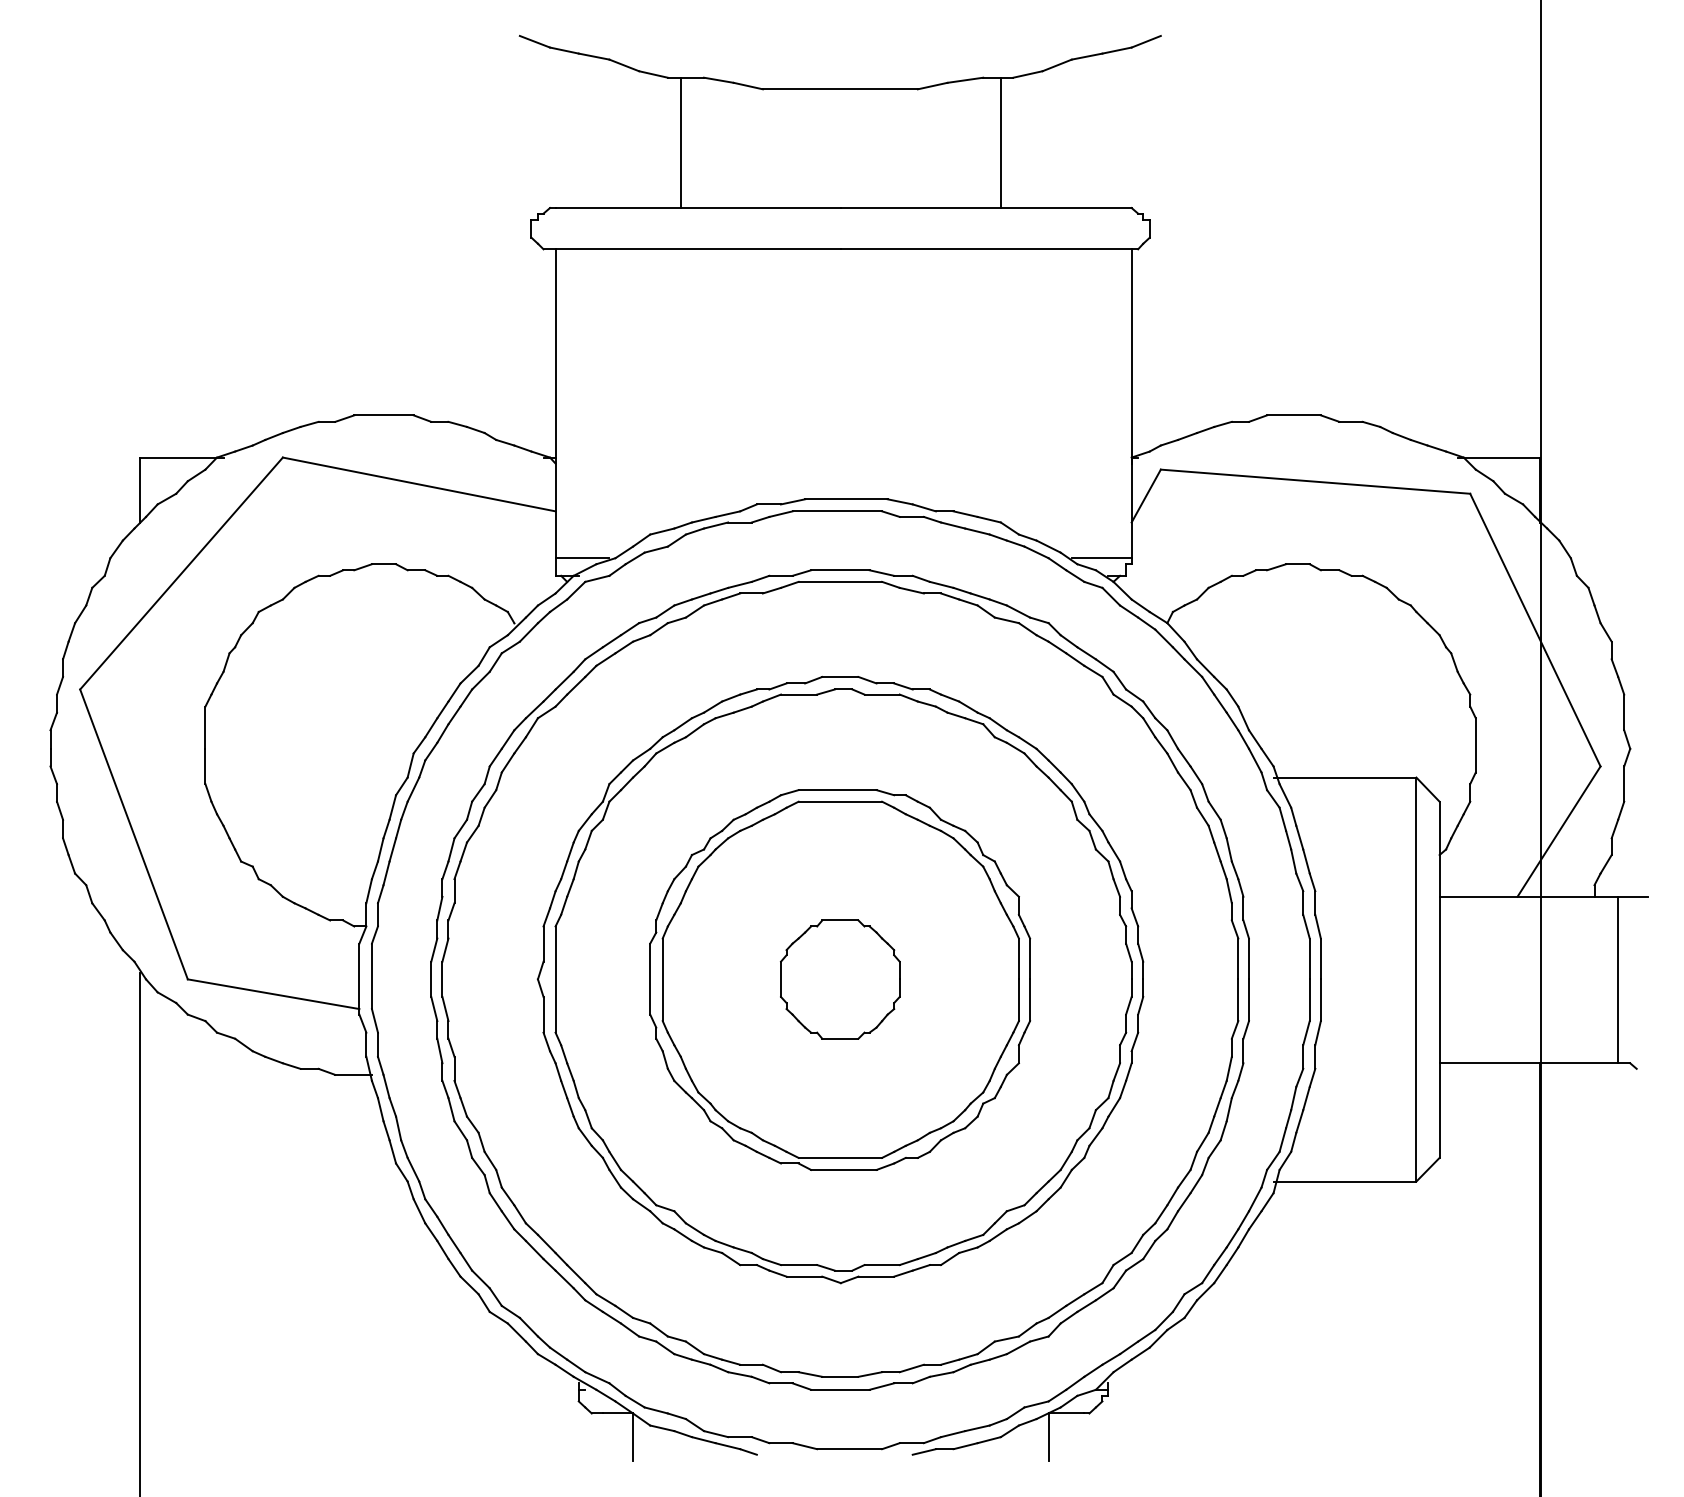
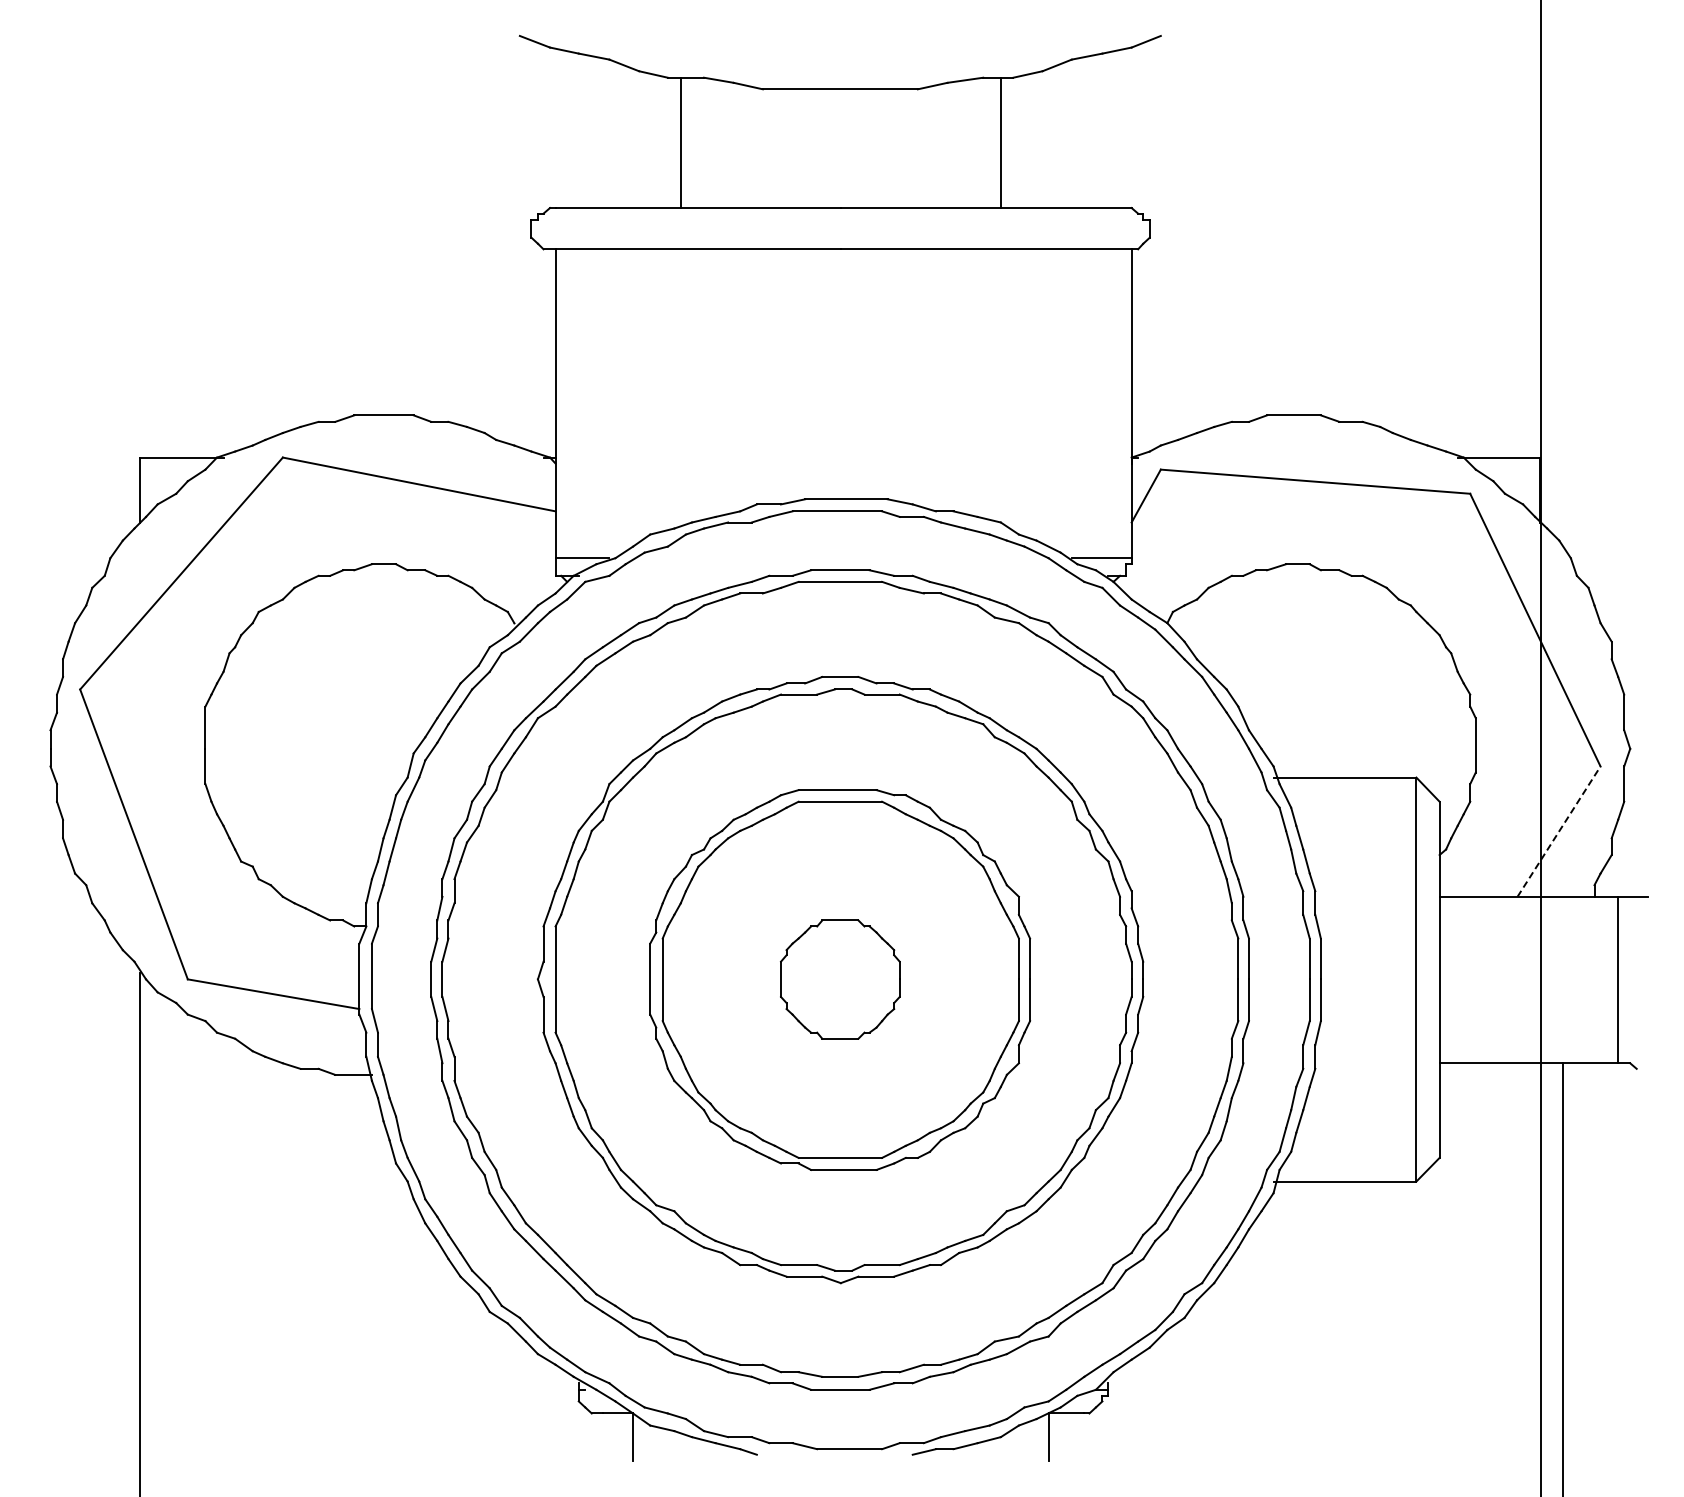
line: solid -> dashed (1559, 831)
line position: (1540, 1278) -> (1563, 1278) (1563, 1278)
